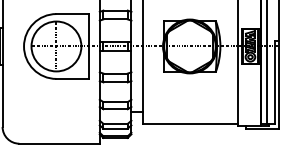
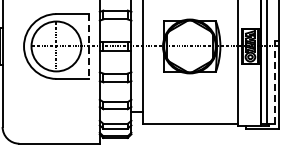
line: solid -> dashed (88, 46)
line: solid -> dashed (274, 82)
